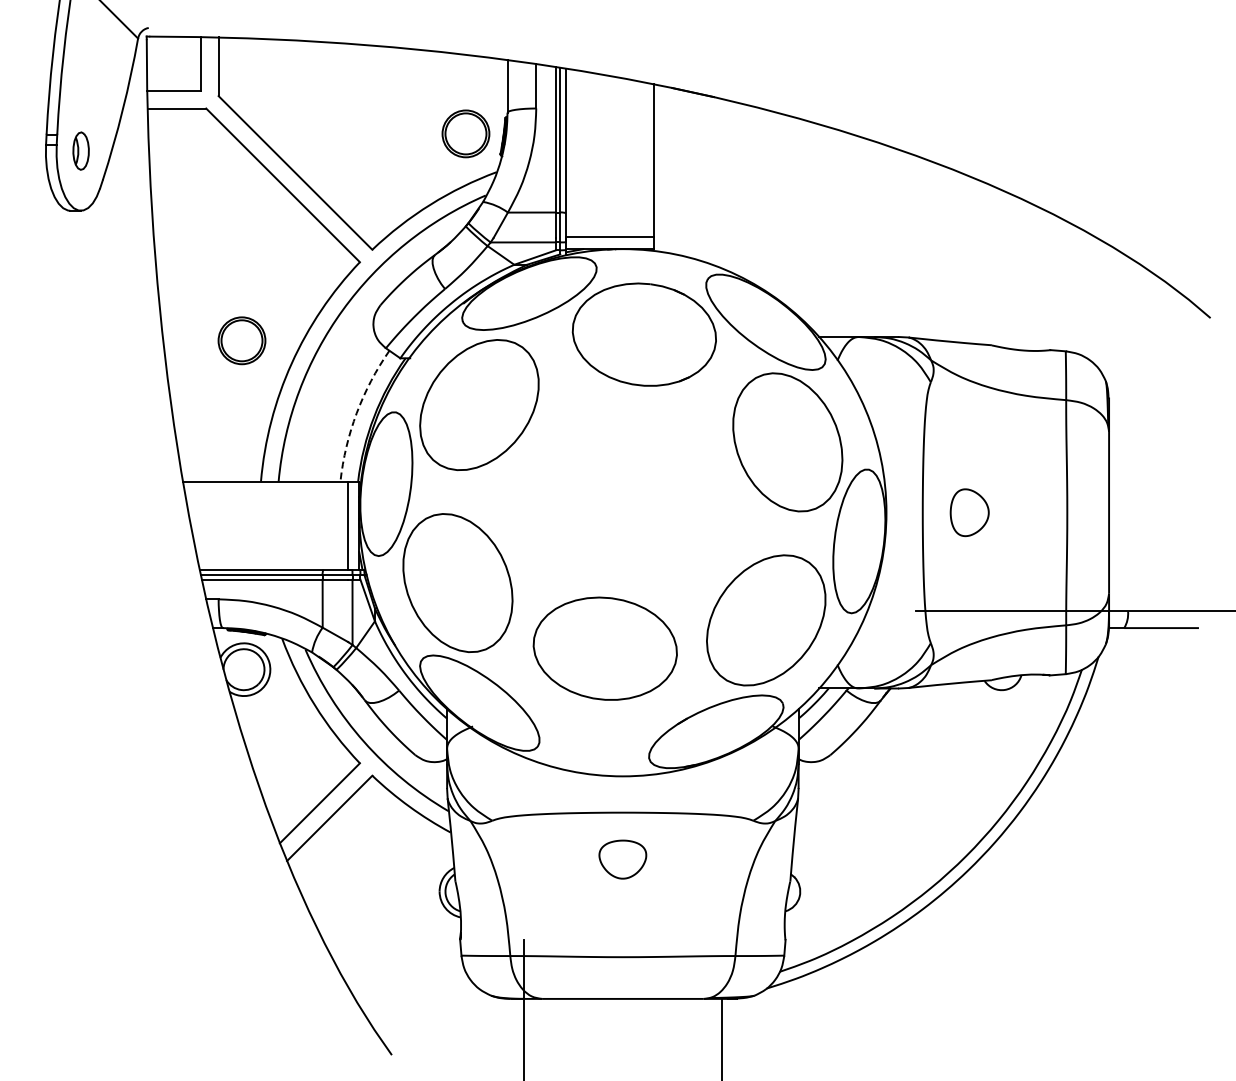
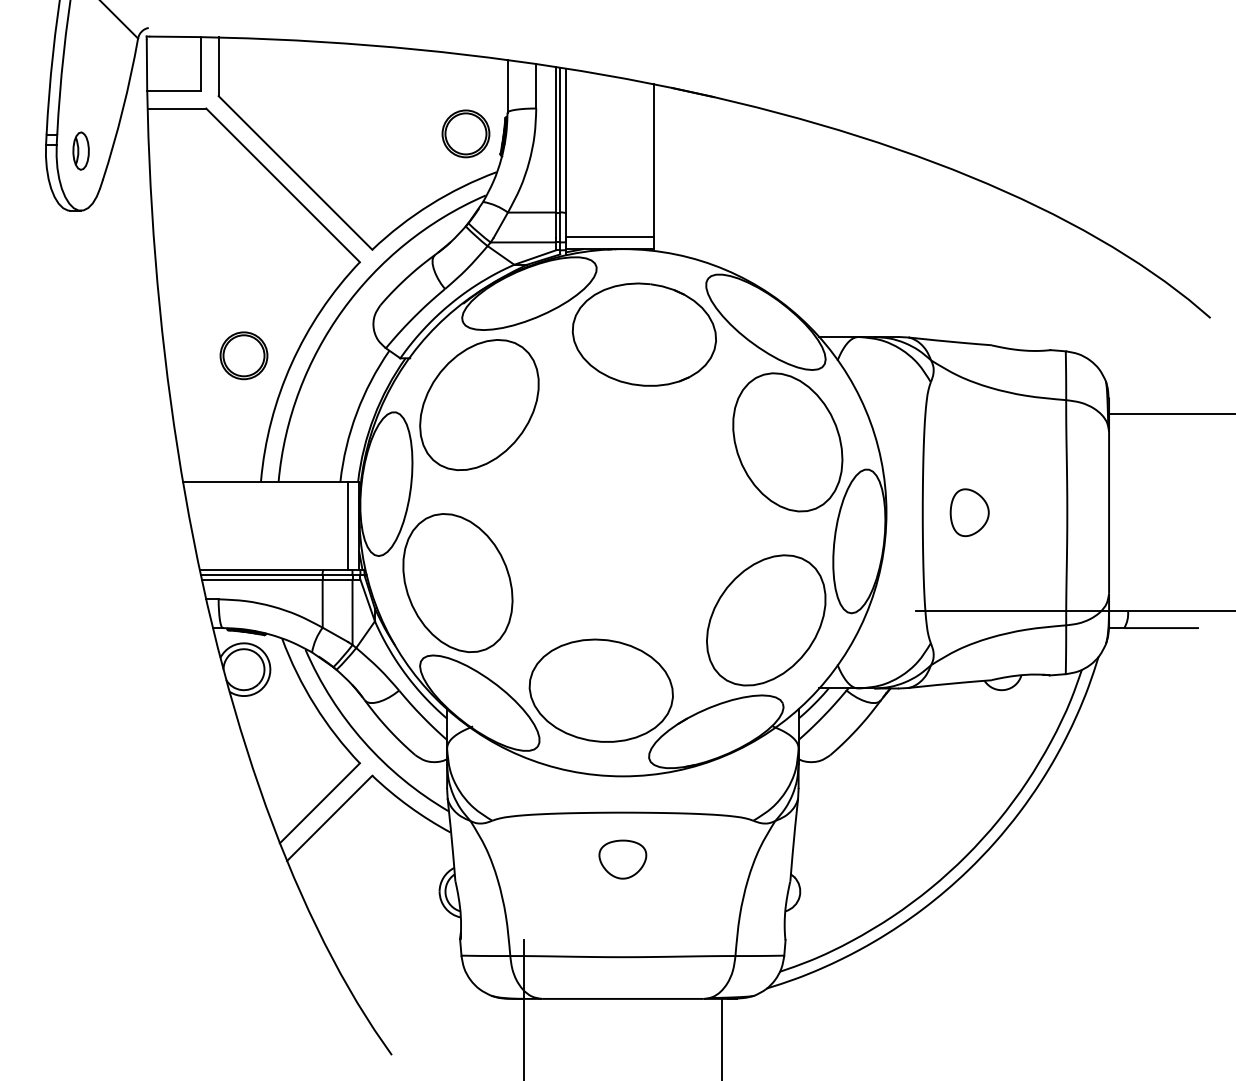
part position: (241, 340) -> (243, 355) (243, 355)
arc: dashed -> solid (356, 413)
line: none -> present (1170, 414)
part position: (604, 648) -> (600, 690) (600, 690)
